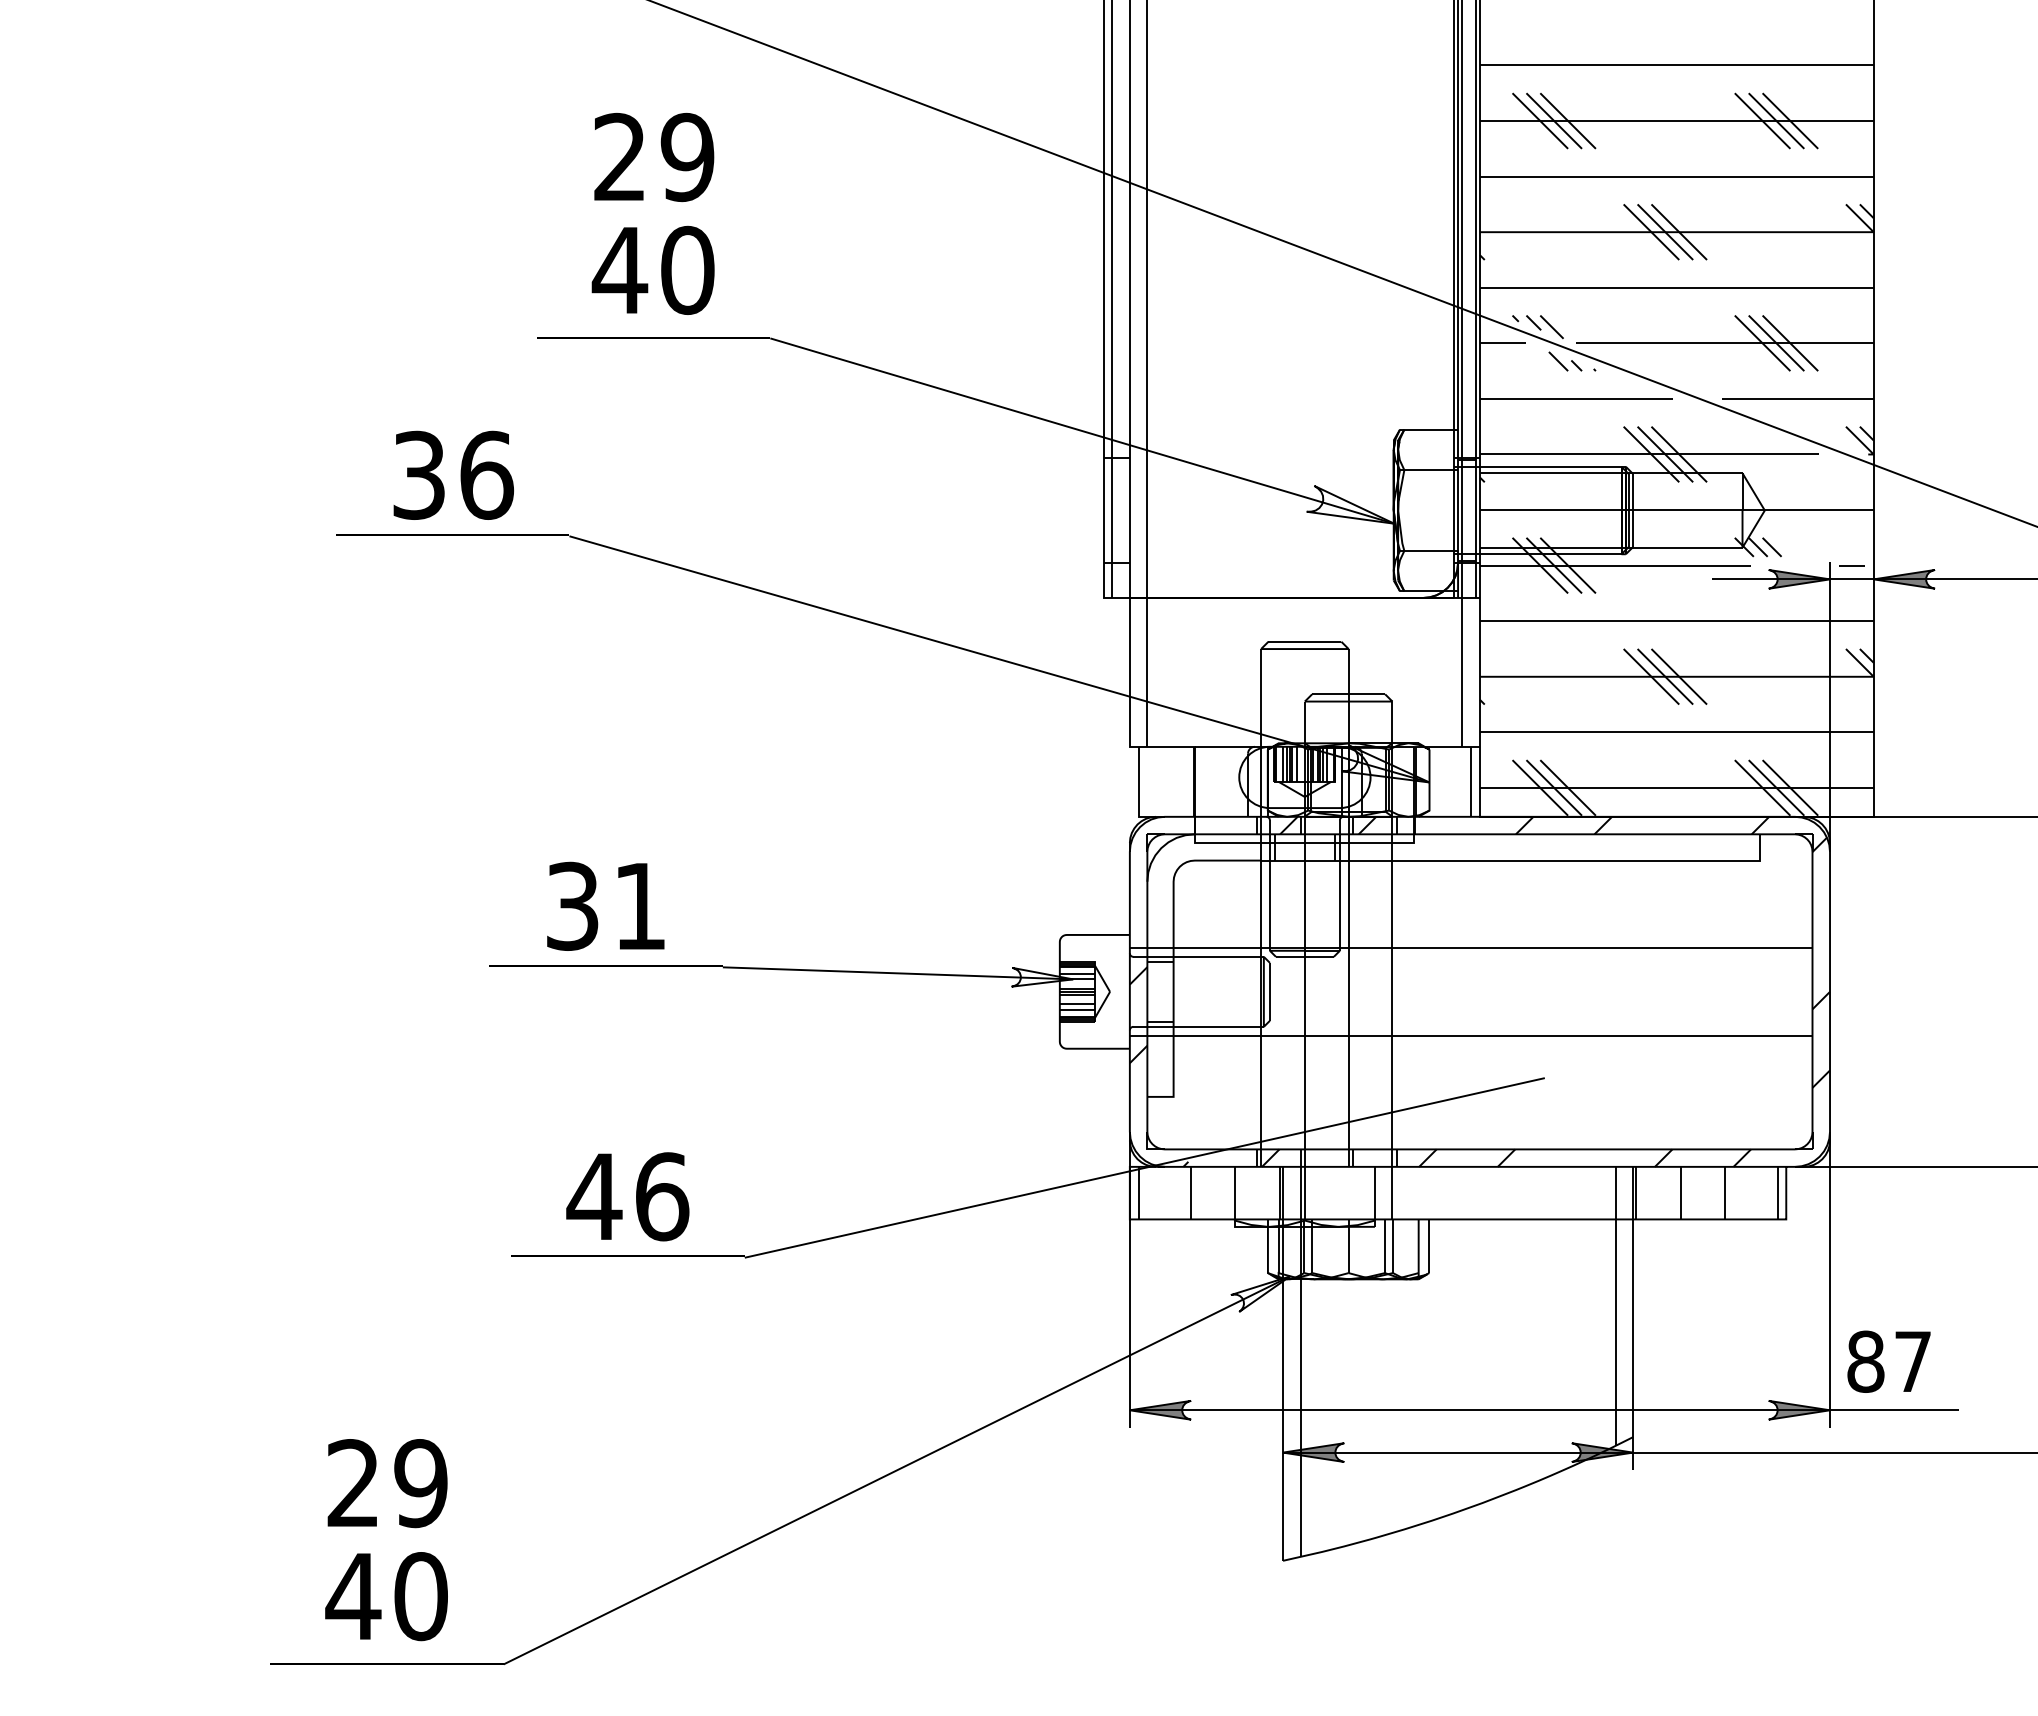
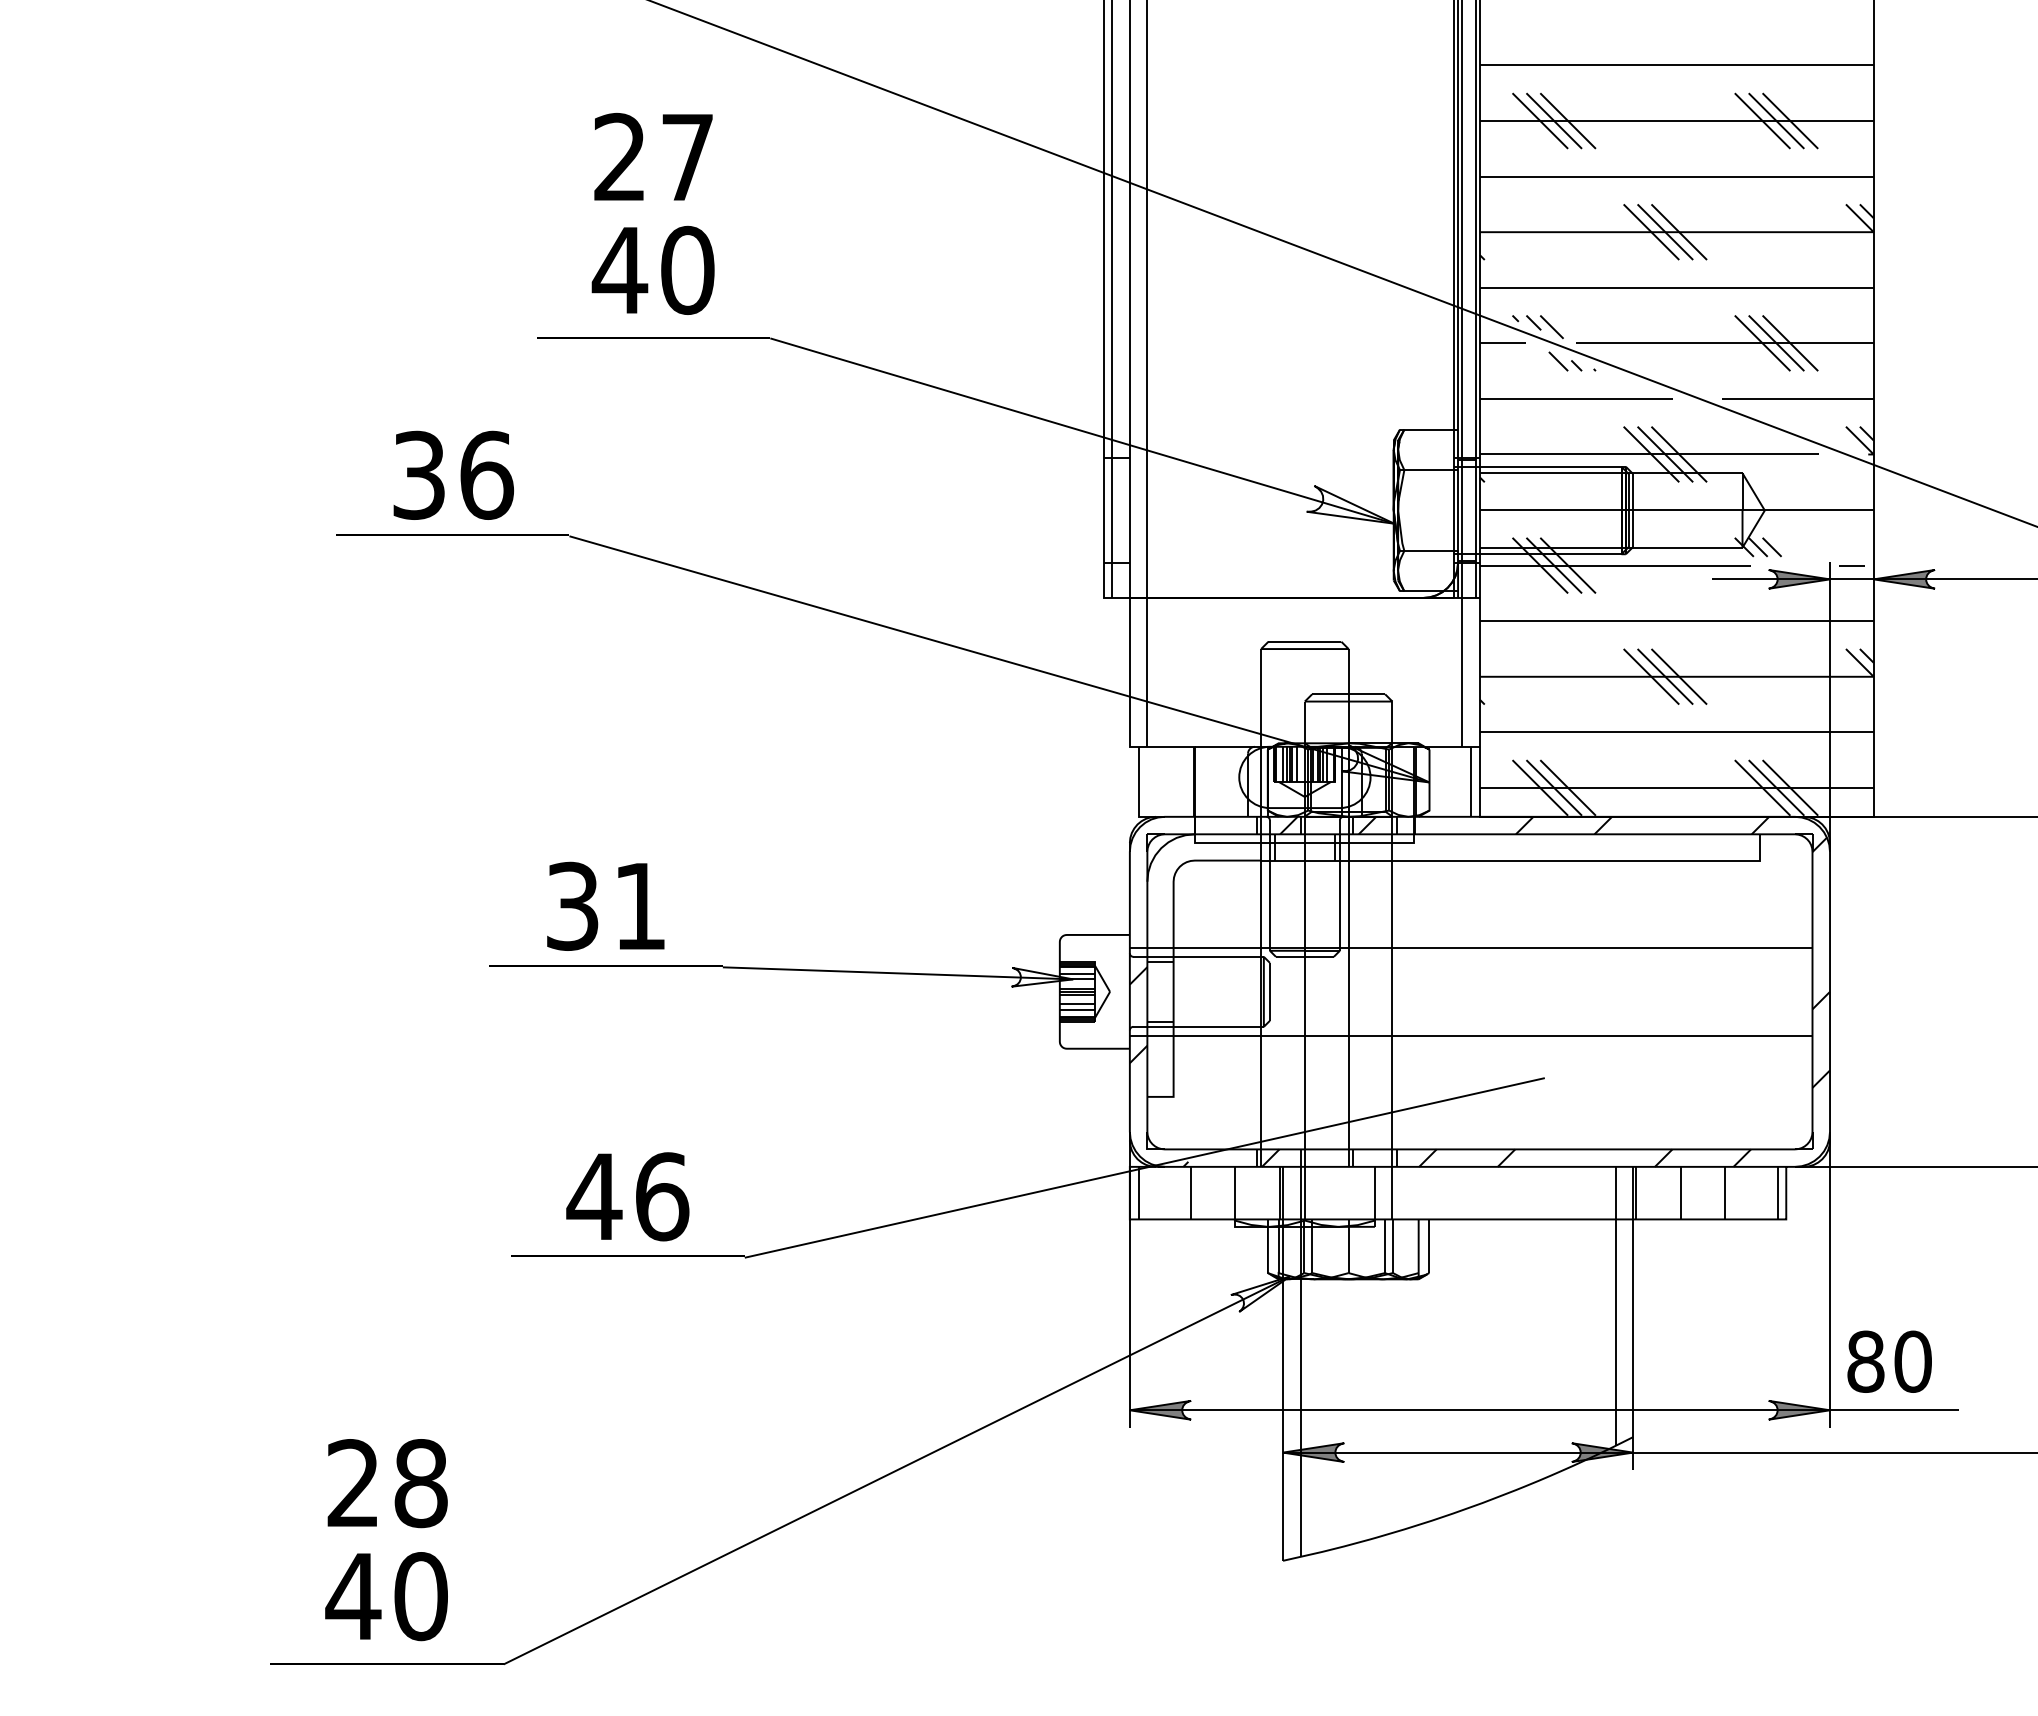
text: 29 -> 27 (687, 157)
text: 87 -> 80 (1912, 1361)
text: 29 -> 28 (420, 1483)
